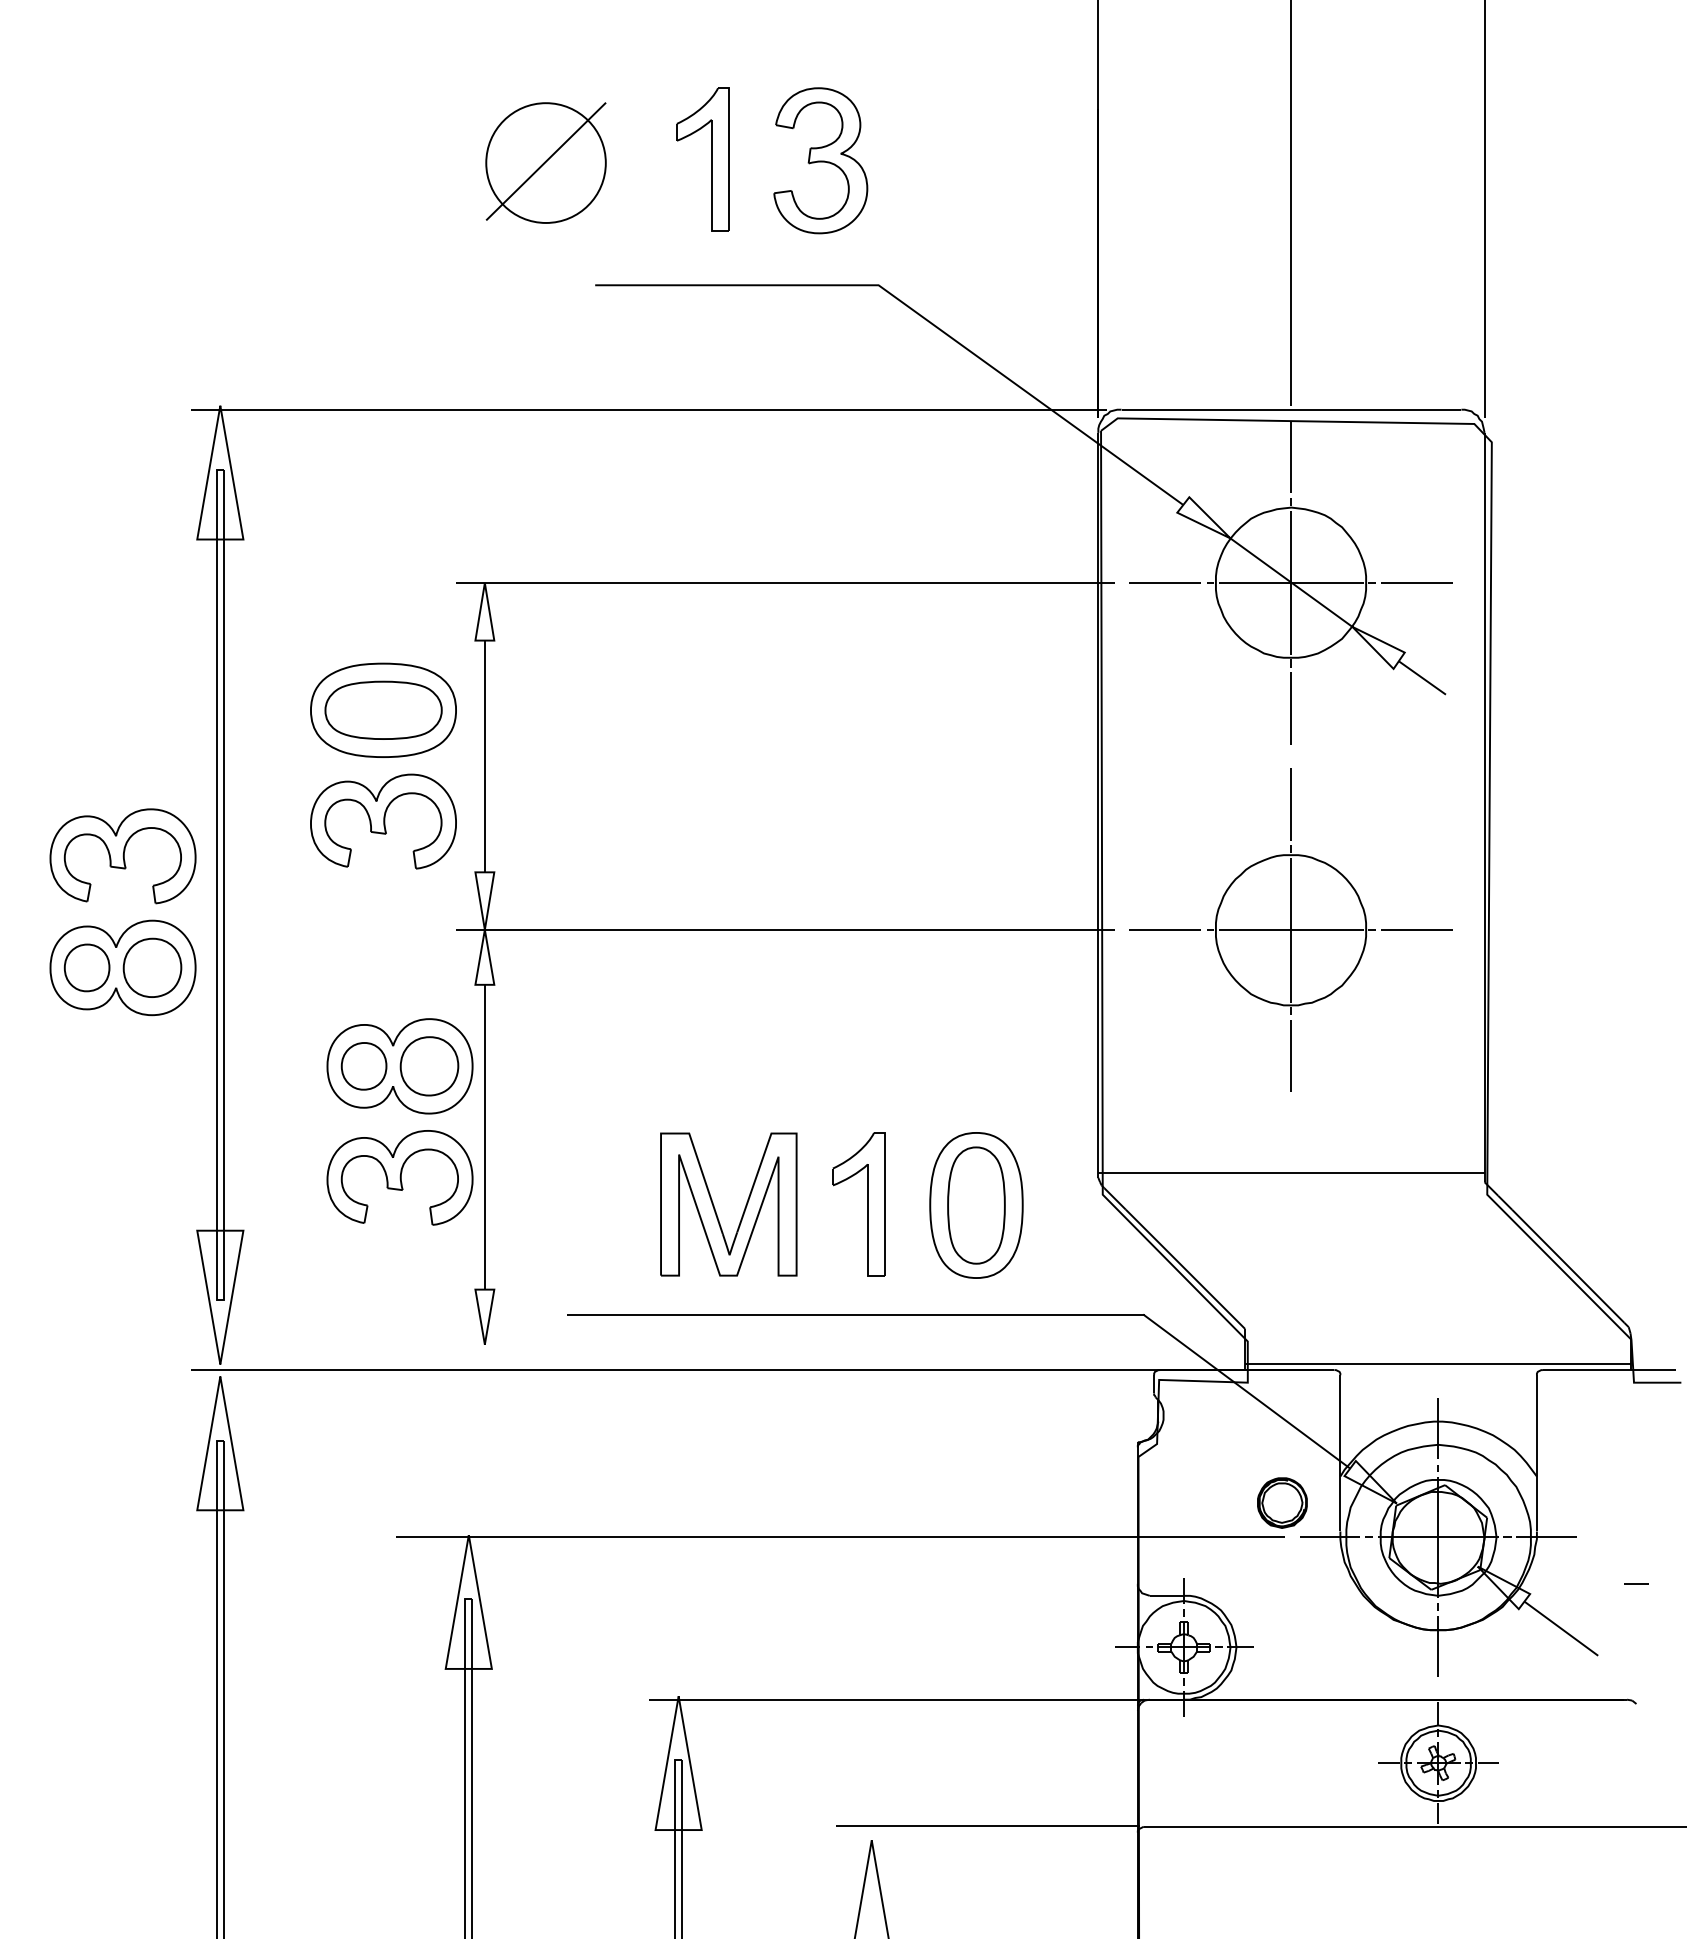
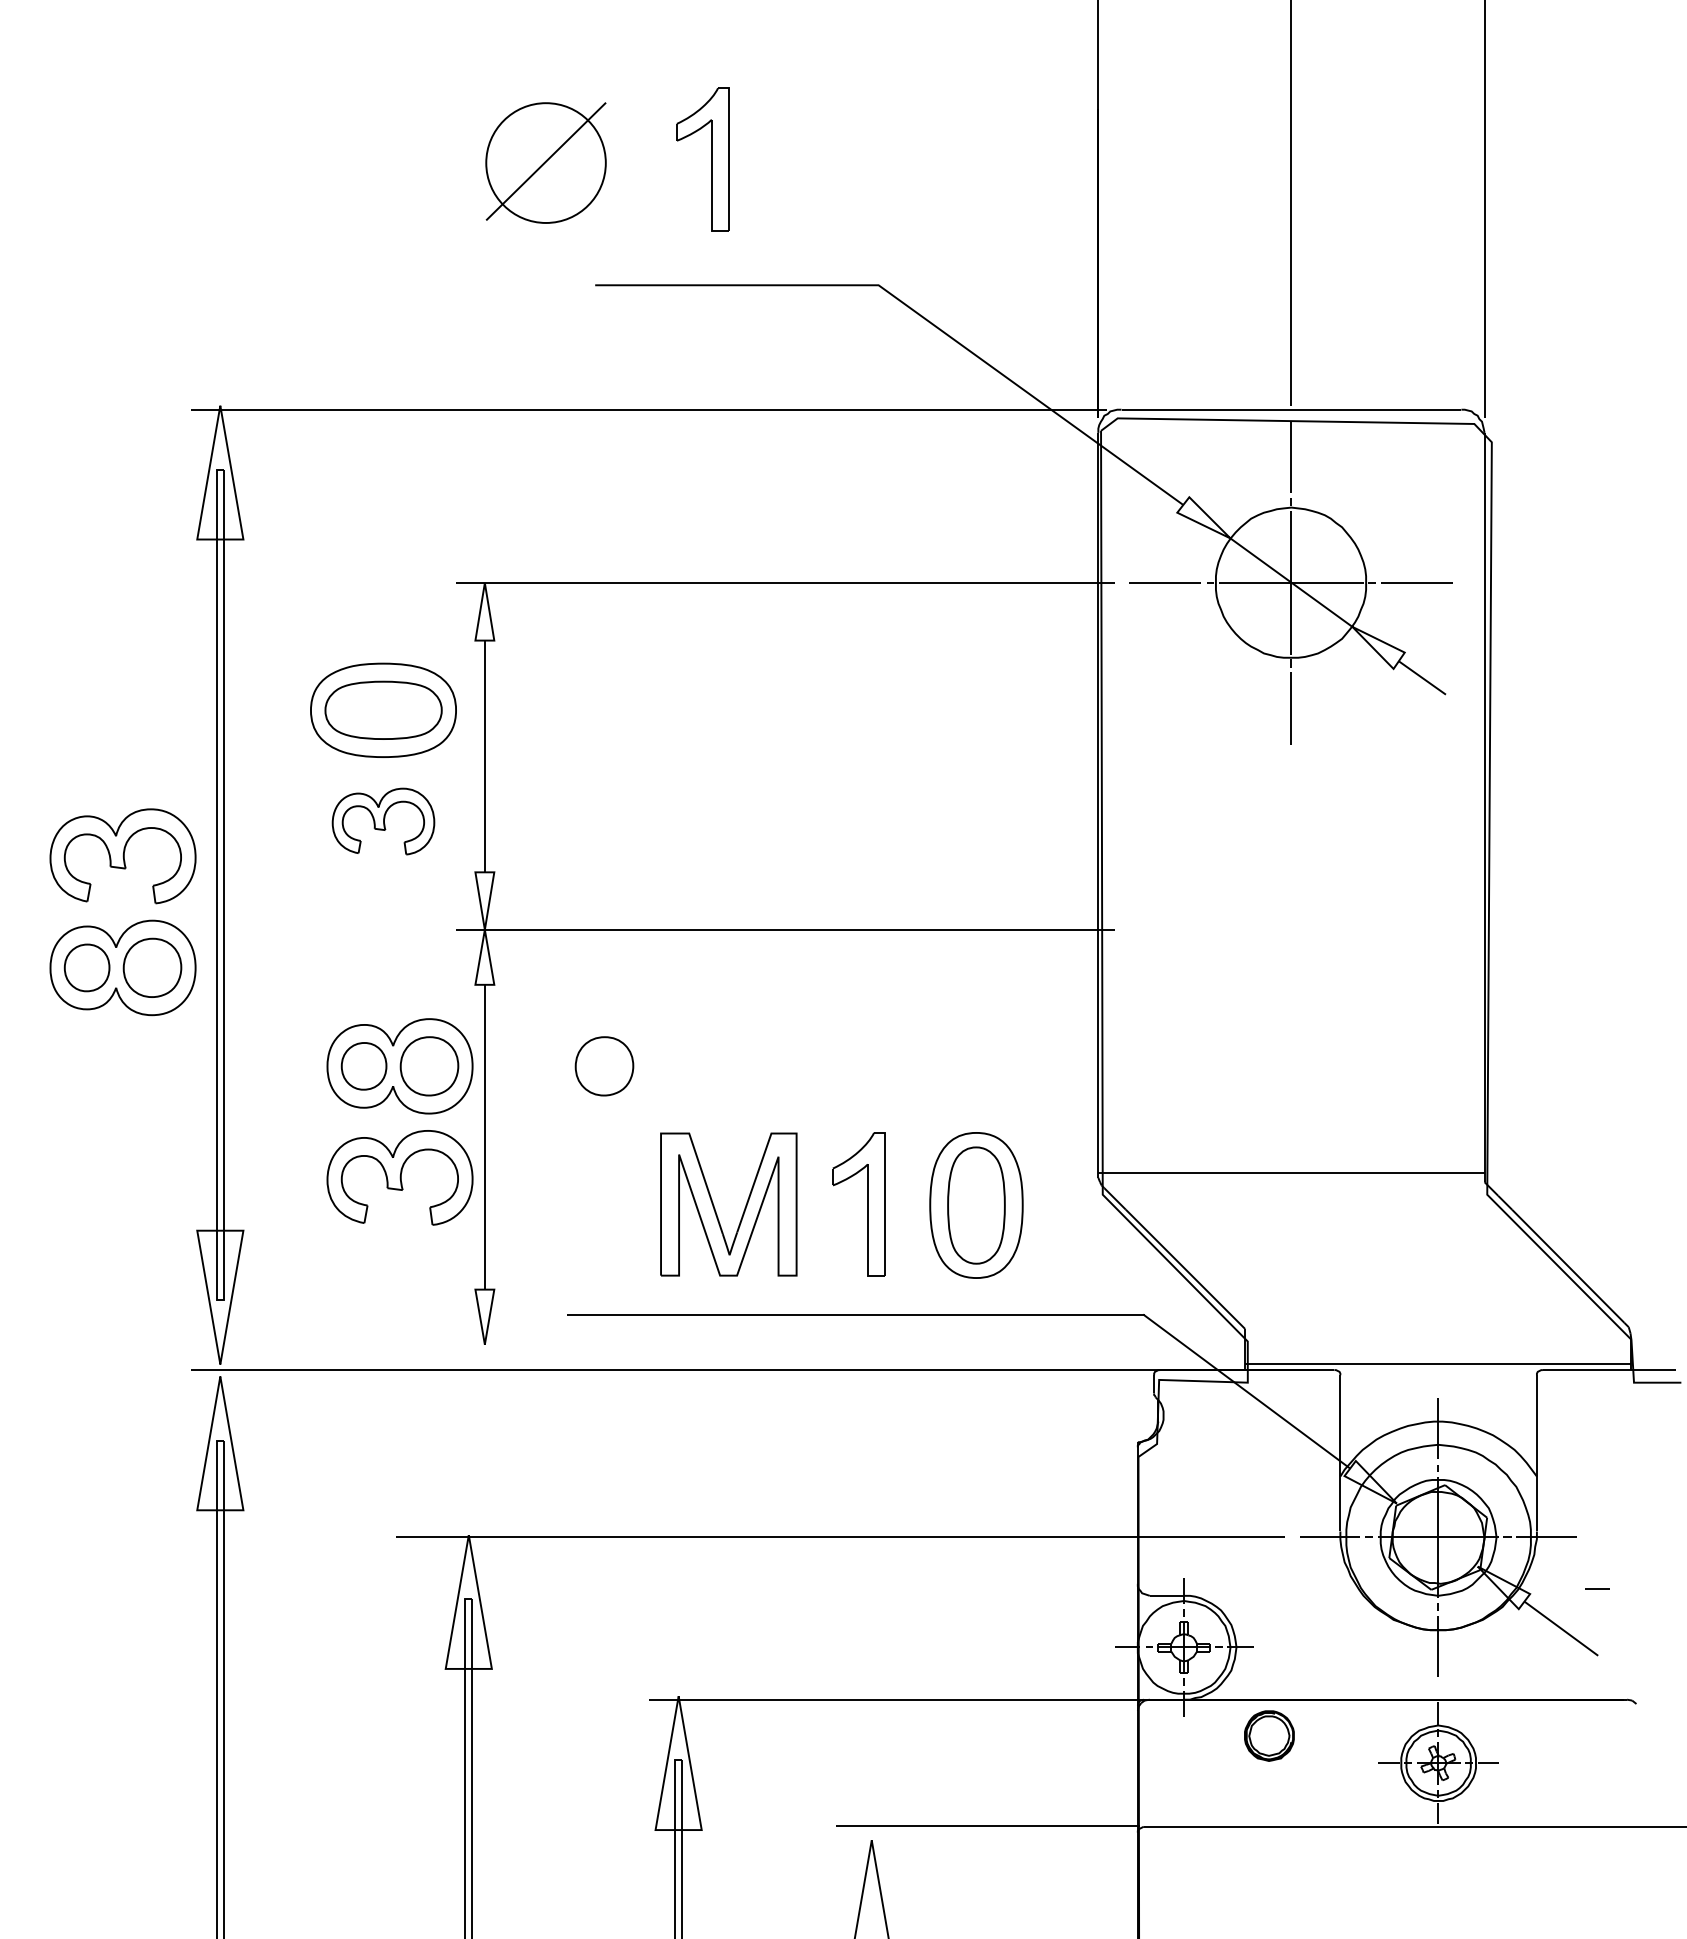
part: present -> none (820, 160)
part size: 147x97 px -> 105x69 px (383, 821)
part: present -> none (1290, 929)
part: none -> present (604, 1066)
part position: (1282, 1502) -> (1269, 1735) (1269, 1735)
line position: (1636, 1583) -> (1597, 1588) (1597, 1588)
